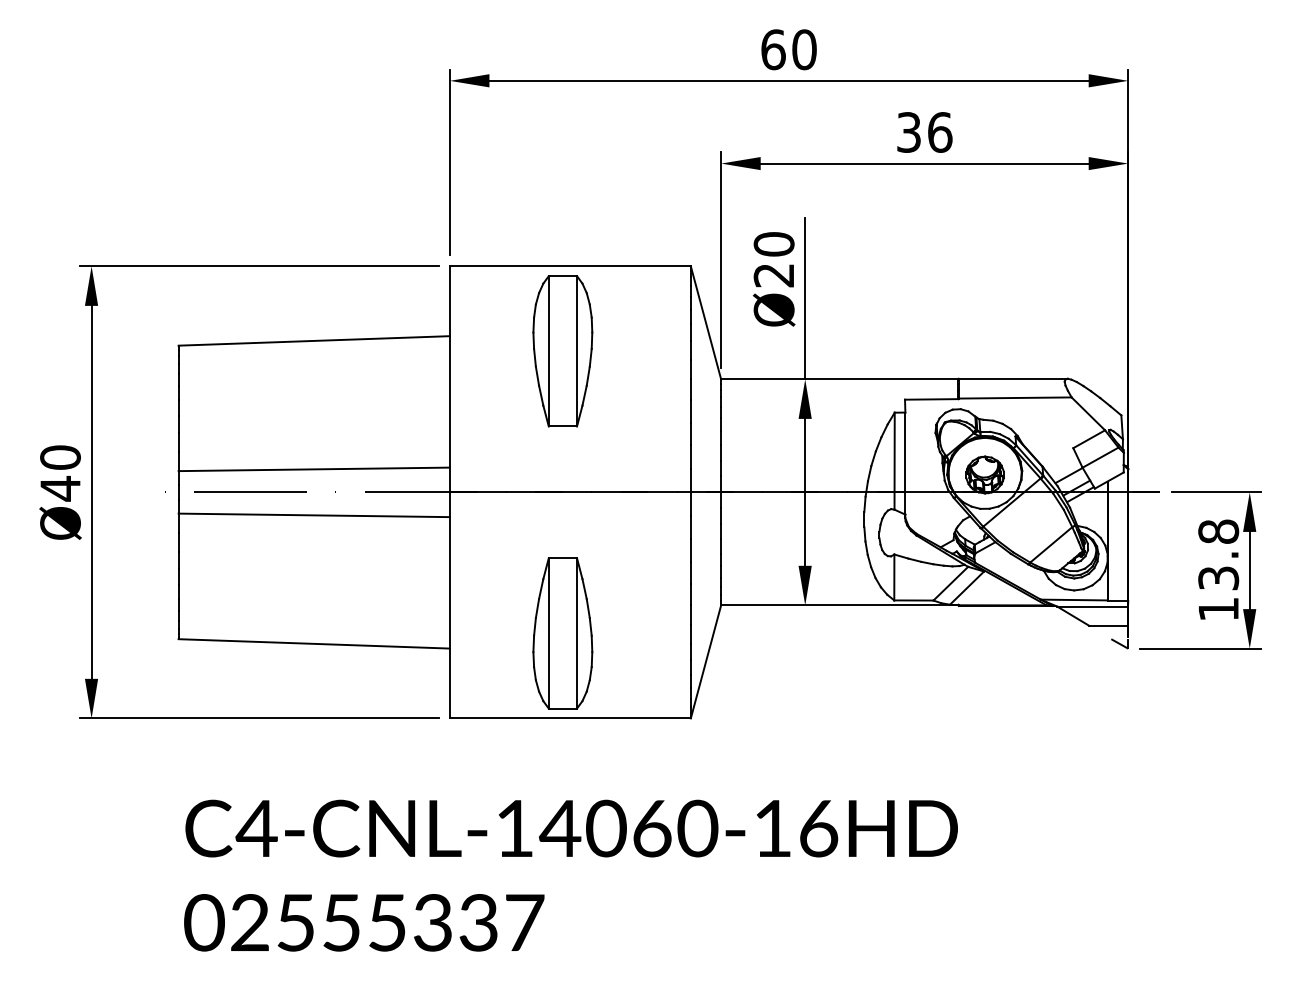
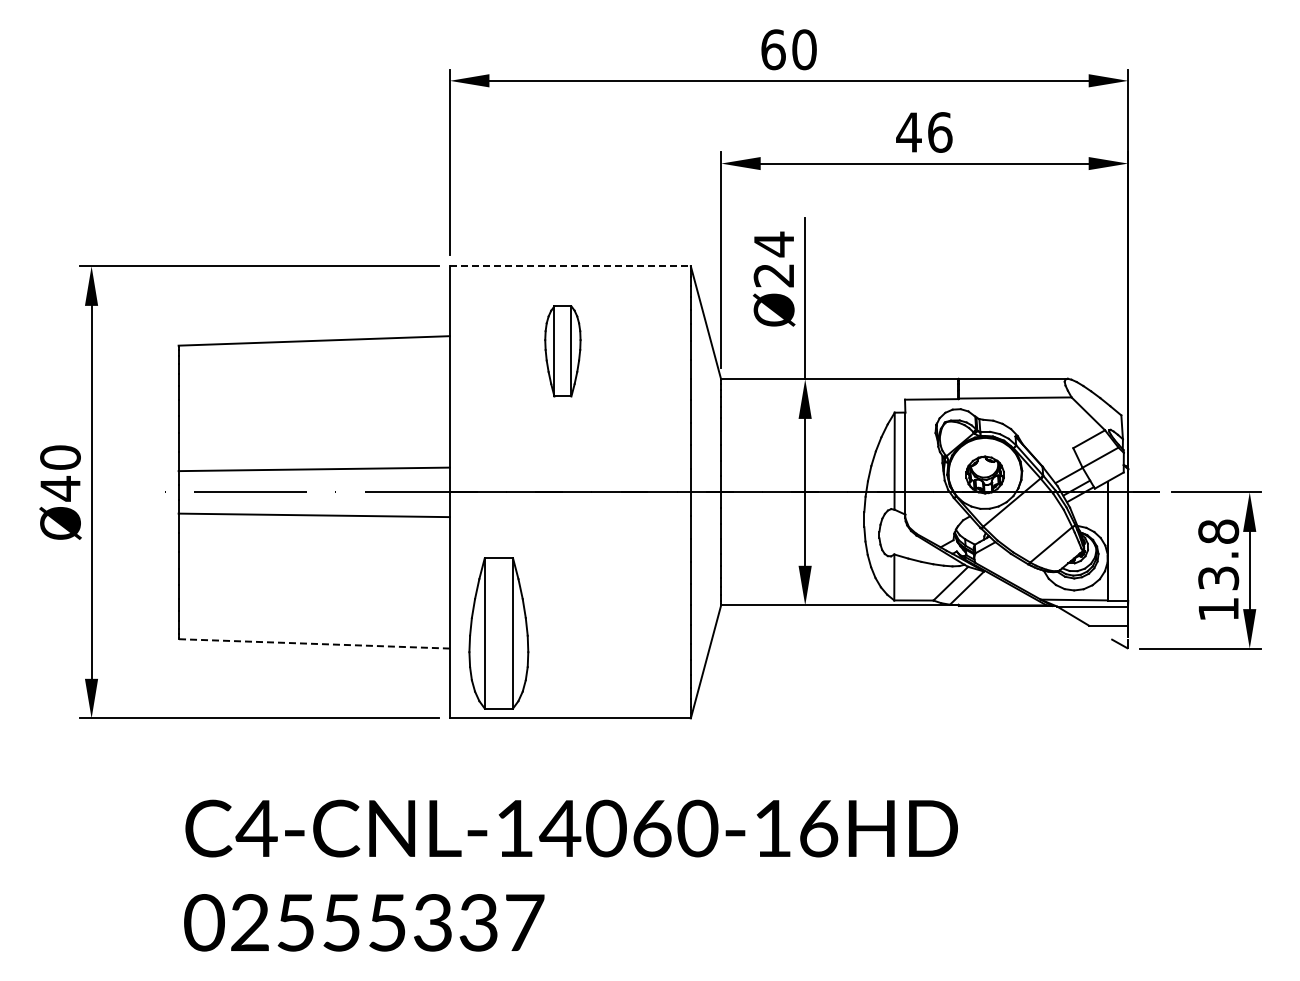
text: 36 -> 46 (908, 132)
text: Ø20 -> Ø24 (773, 244)
line: solid -> dashed (570, 266)
part size: 62x153 px -> 38x93 px (562, 351)
part position: (562, 633) -> (498, 633) (498, 633)
line: solid -> dashed (314, 643)
